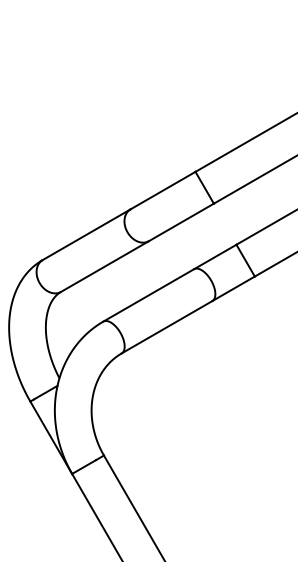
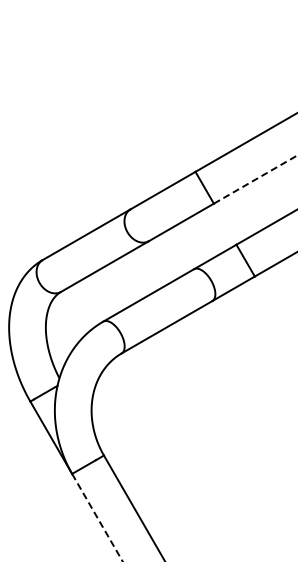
line: solid -> dashed (256, 179)
line: solid -> dashed (97, 518)
